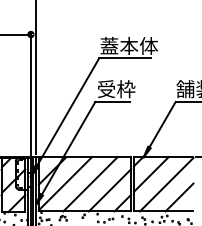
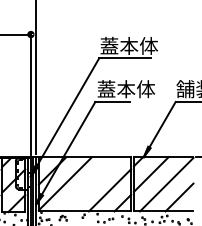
text: 受枠 -> 蓋本体 (126, 89)
line: present -> none (90, 184)
